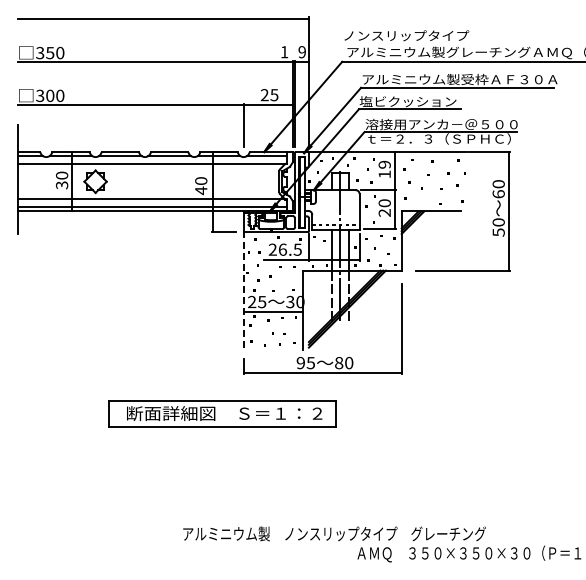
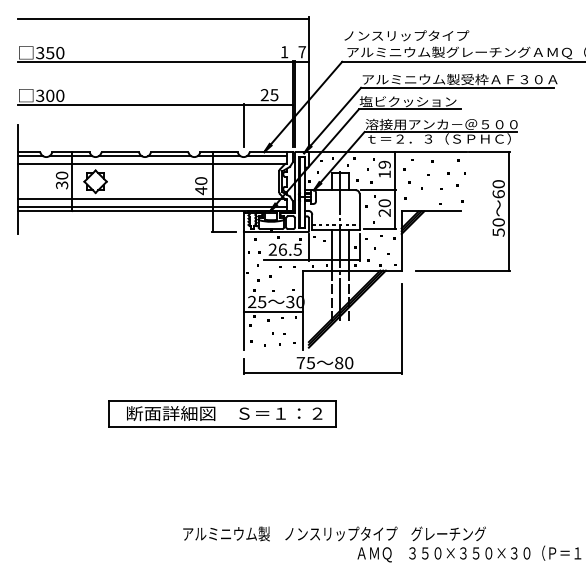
text: 9 -> 7 (302, 52)
line: dashed -> solid (243, 290)
text: 95 -> 75 (300, 362)
